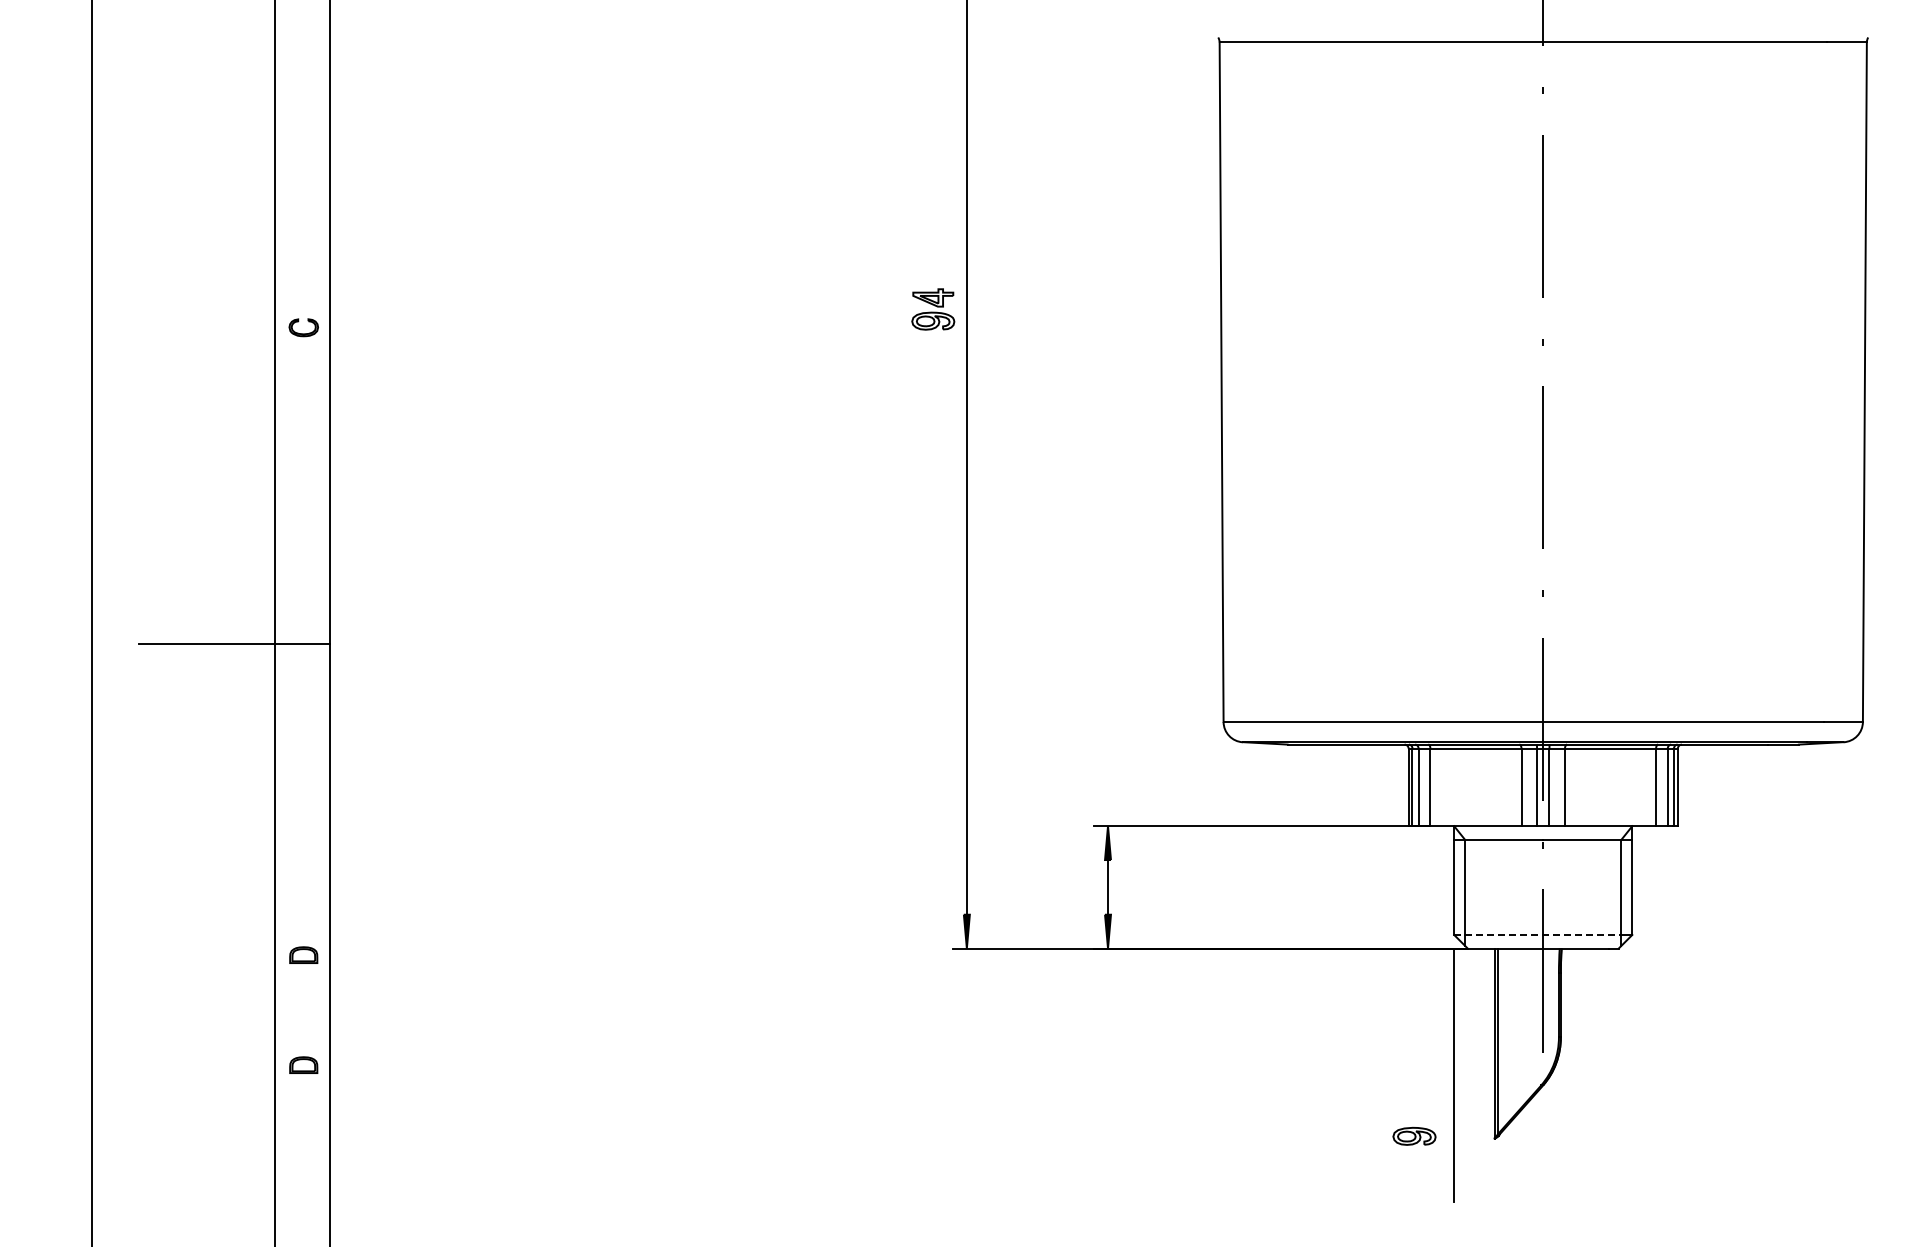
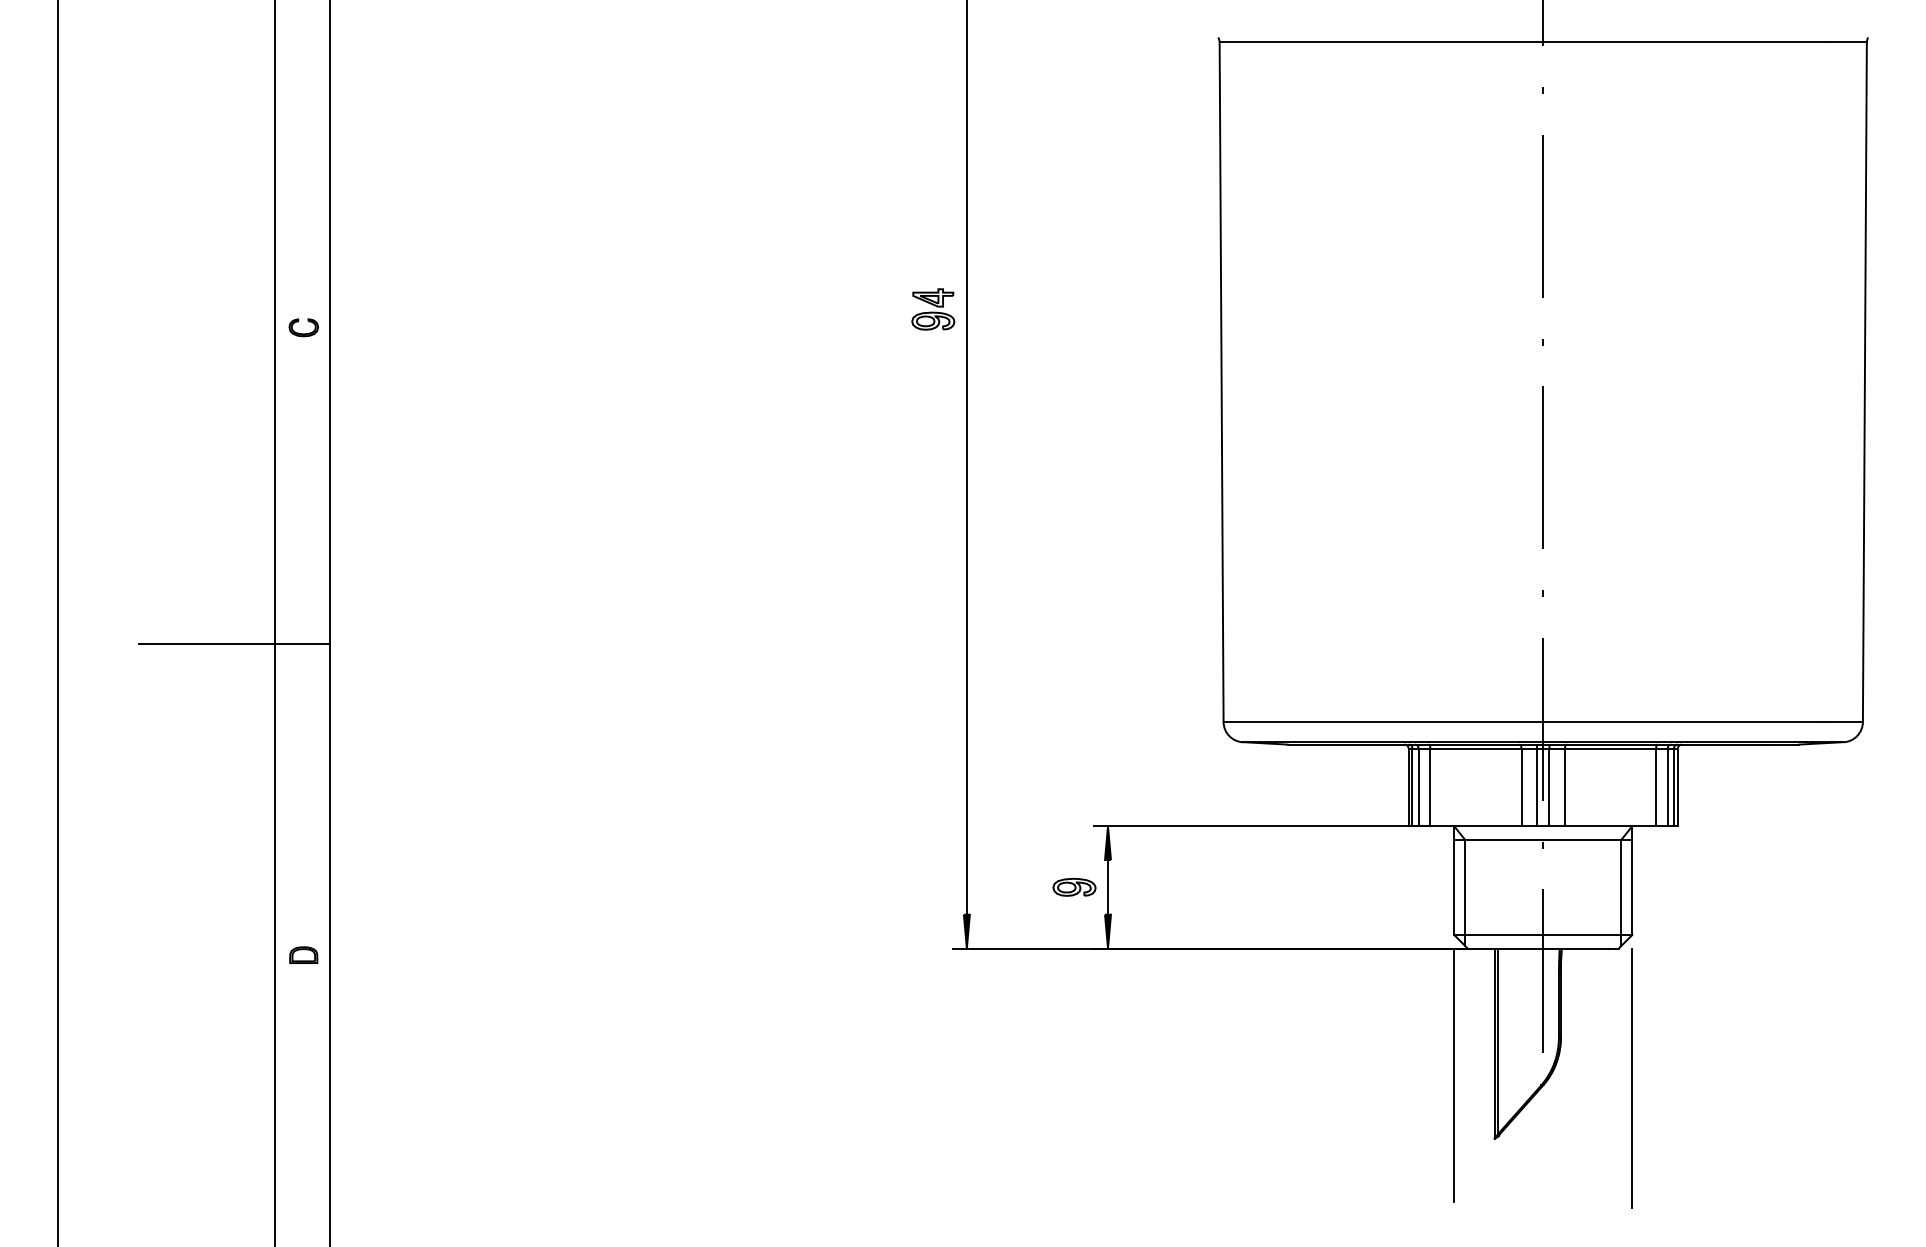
line position: (91, 622) -> (57, 622) (57, 622)
line: dashed -> solid (1537, 934)
part: present -> none (303, 1064)
line: none -> present (1632, 1077)
part position: (1414, 1135) -> (1074, 886) (1074, 886)
